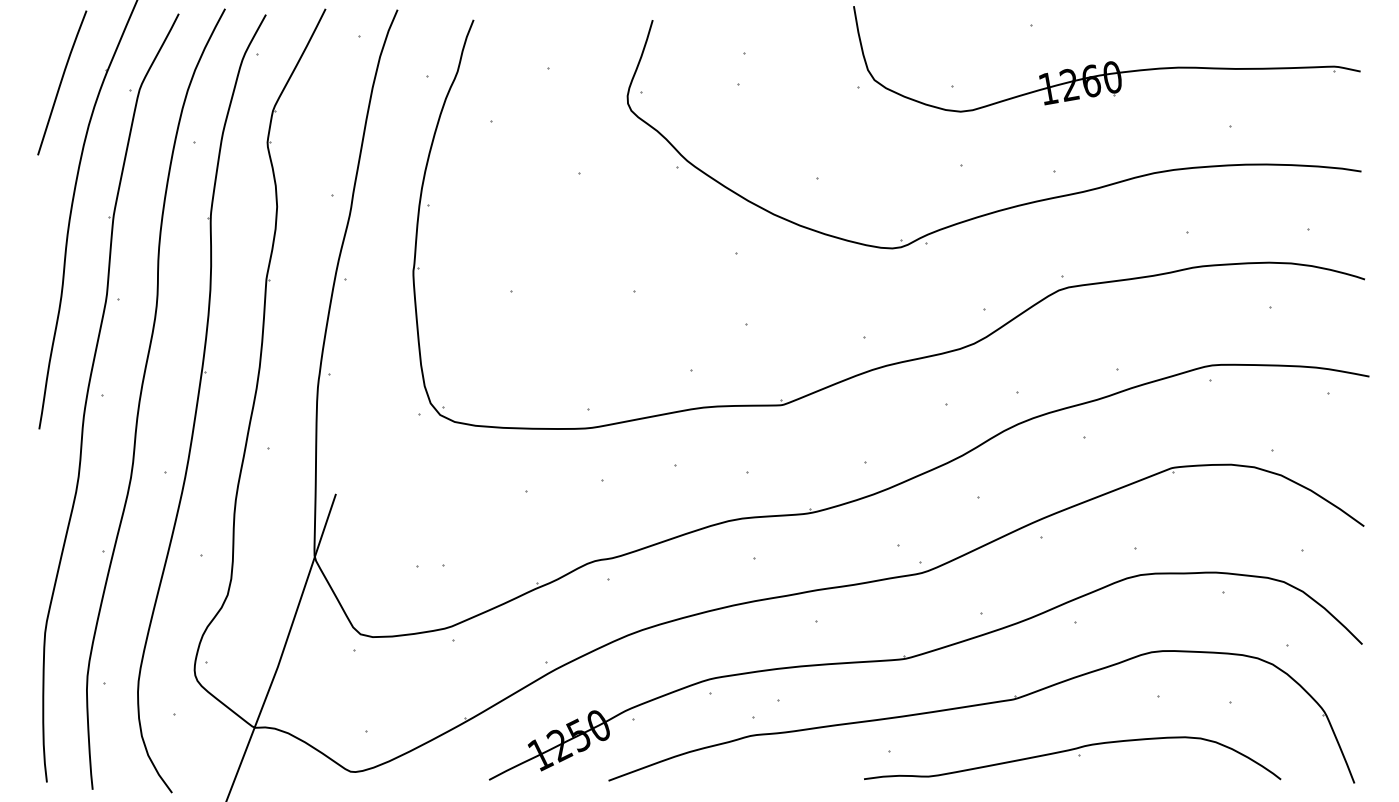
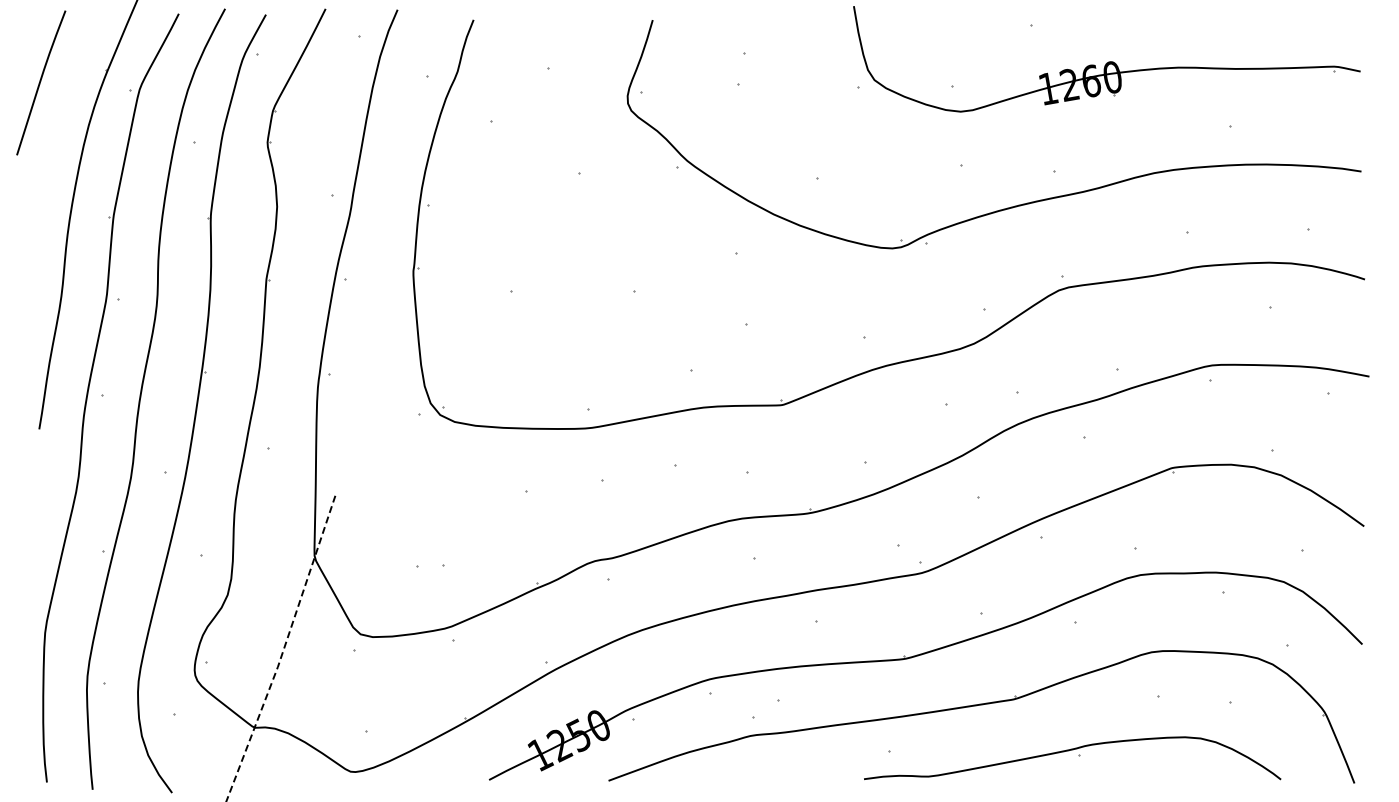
curve position: (62, 81) -> (41, 81) (41, 81)
line: solid -> dashed (283, 649)
